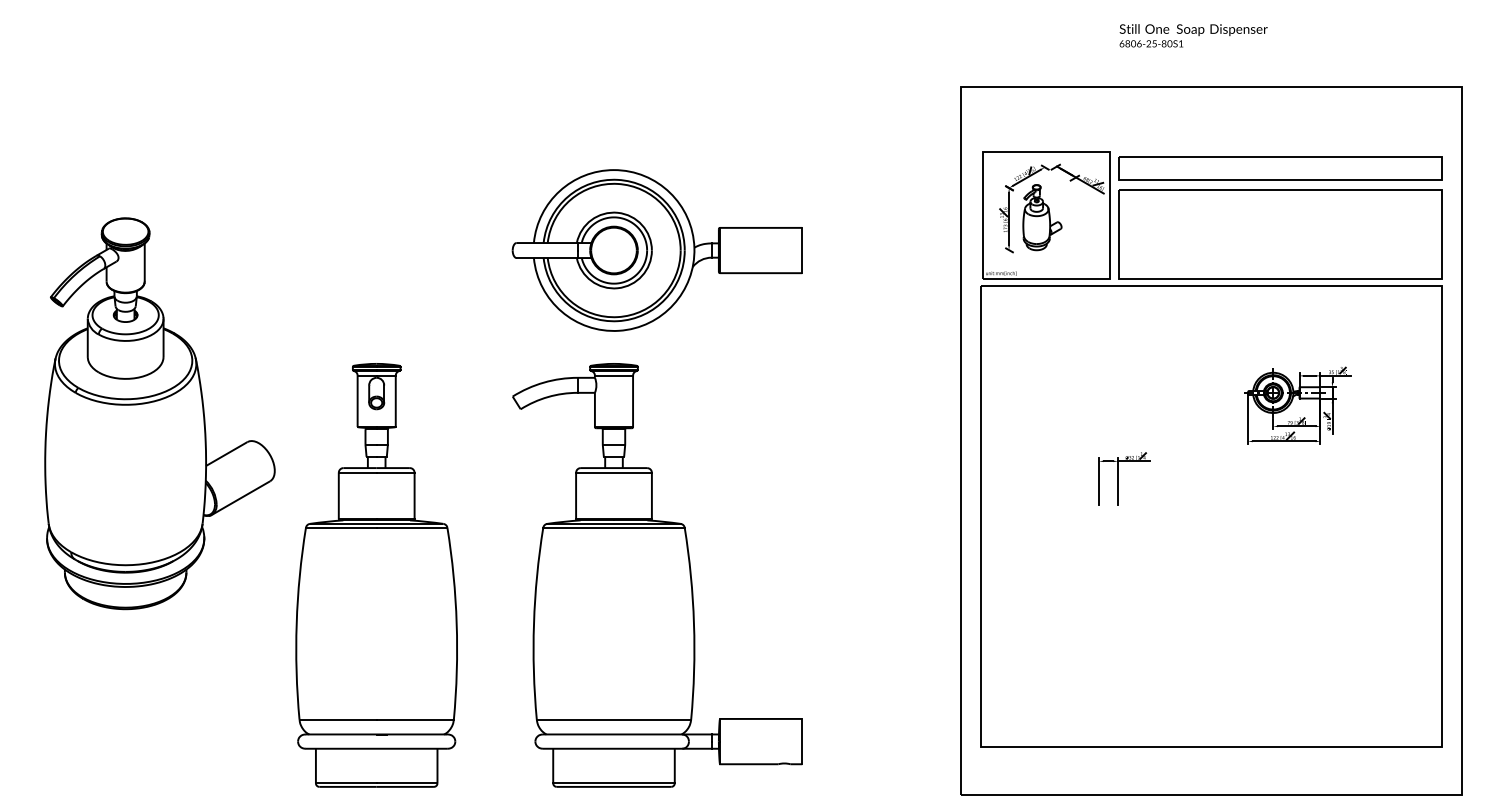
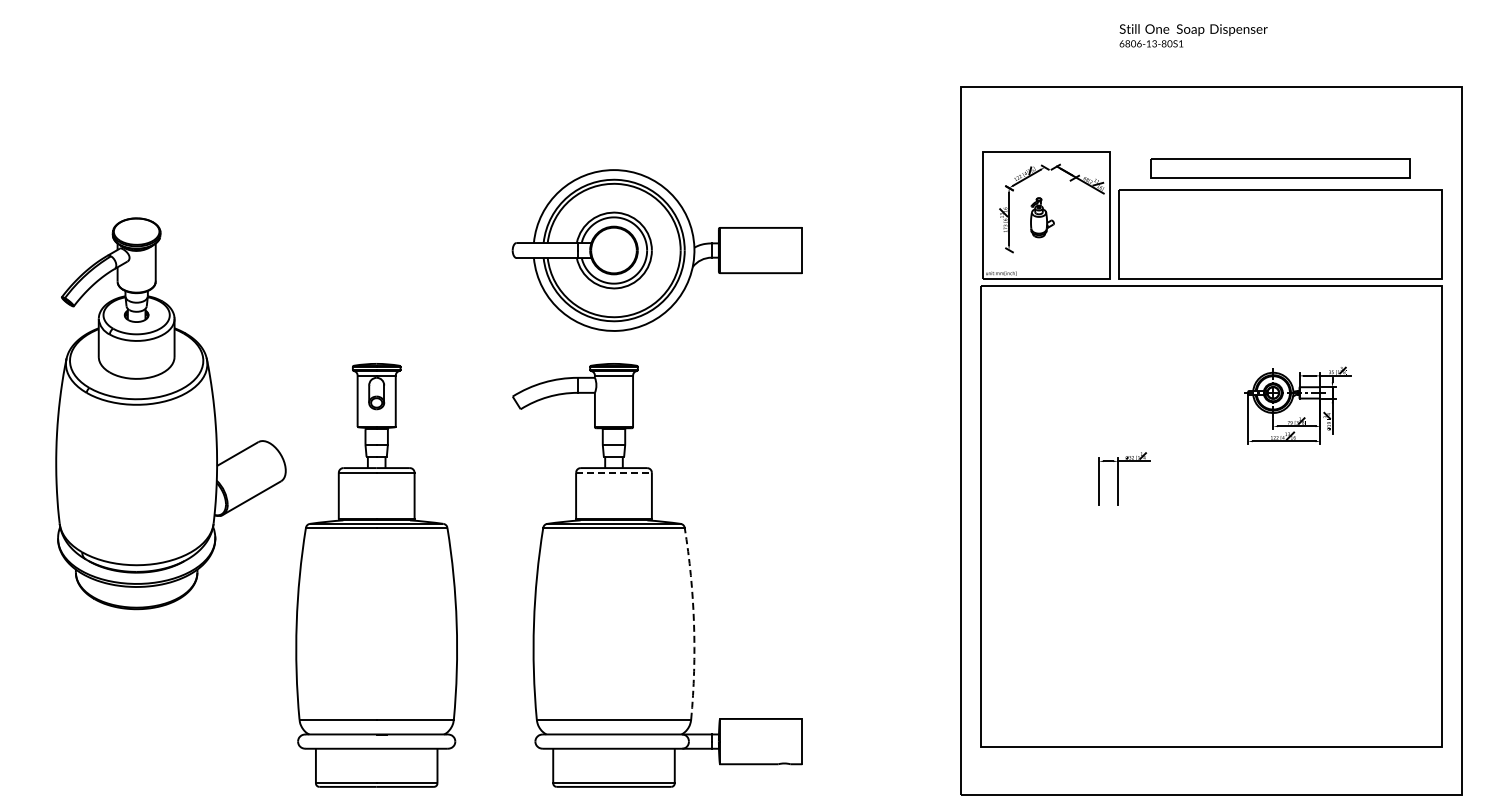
text: 6806-25-80S1 -> 6806-13-80S1 (1151, 43)
part size: 325x25 px -> 261x21 px (1280, 168)
part size: 41x68 px -> 25x42 px (1042, 217)
part position: (159, 413) -> (170, 413) (170, 413)
line: solid -> dashed (614, 472)
arc: solid -> dashed (694, 623)
